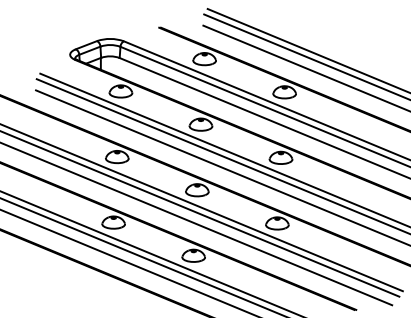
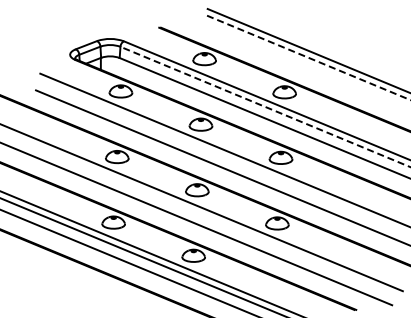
line: solid -> dashed (307, 57)
line: present -> none (305, 67)
line: solid -> dashed (265, 106)
line: present -> none (221, 155)
line: present -> none (200, 213)
